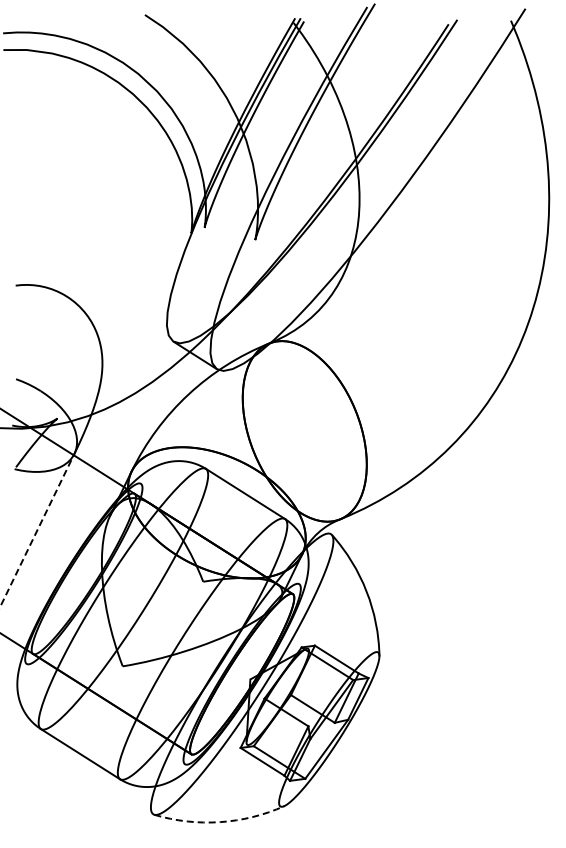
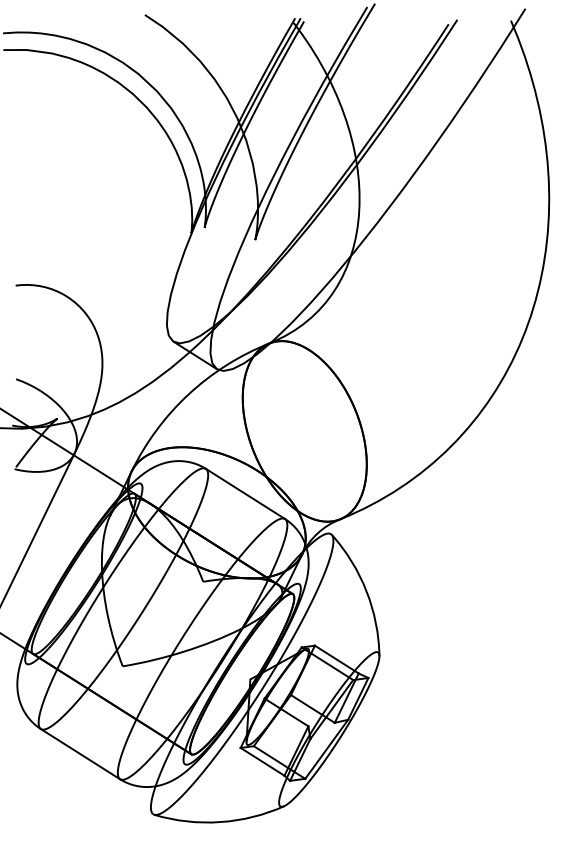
line: dashed -> solid (37, 529)
arc: dashed -> solid (220, 822)
